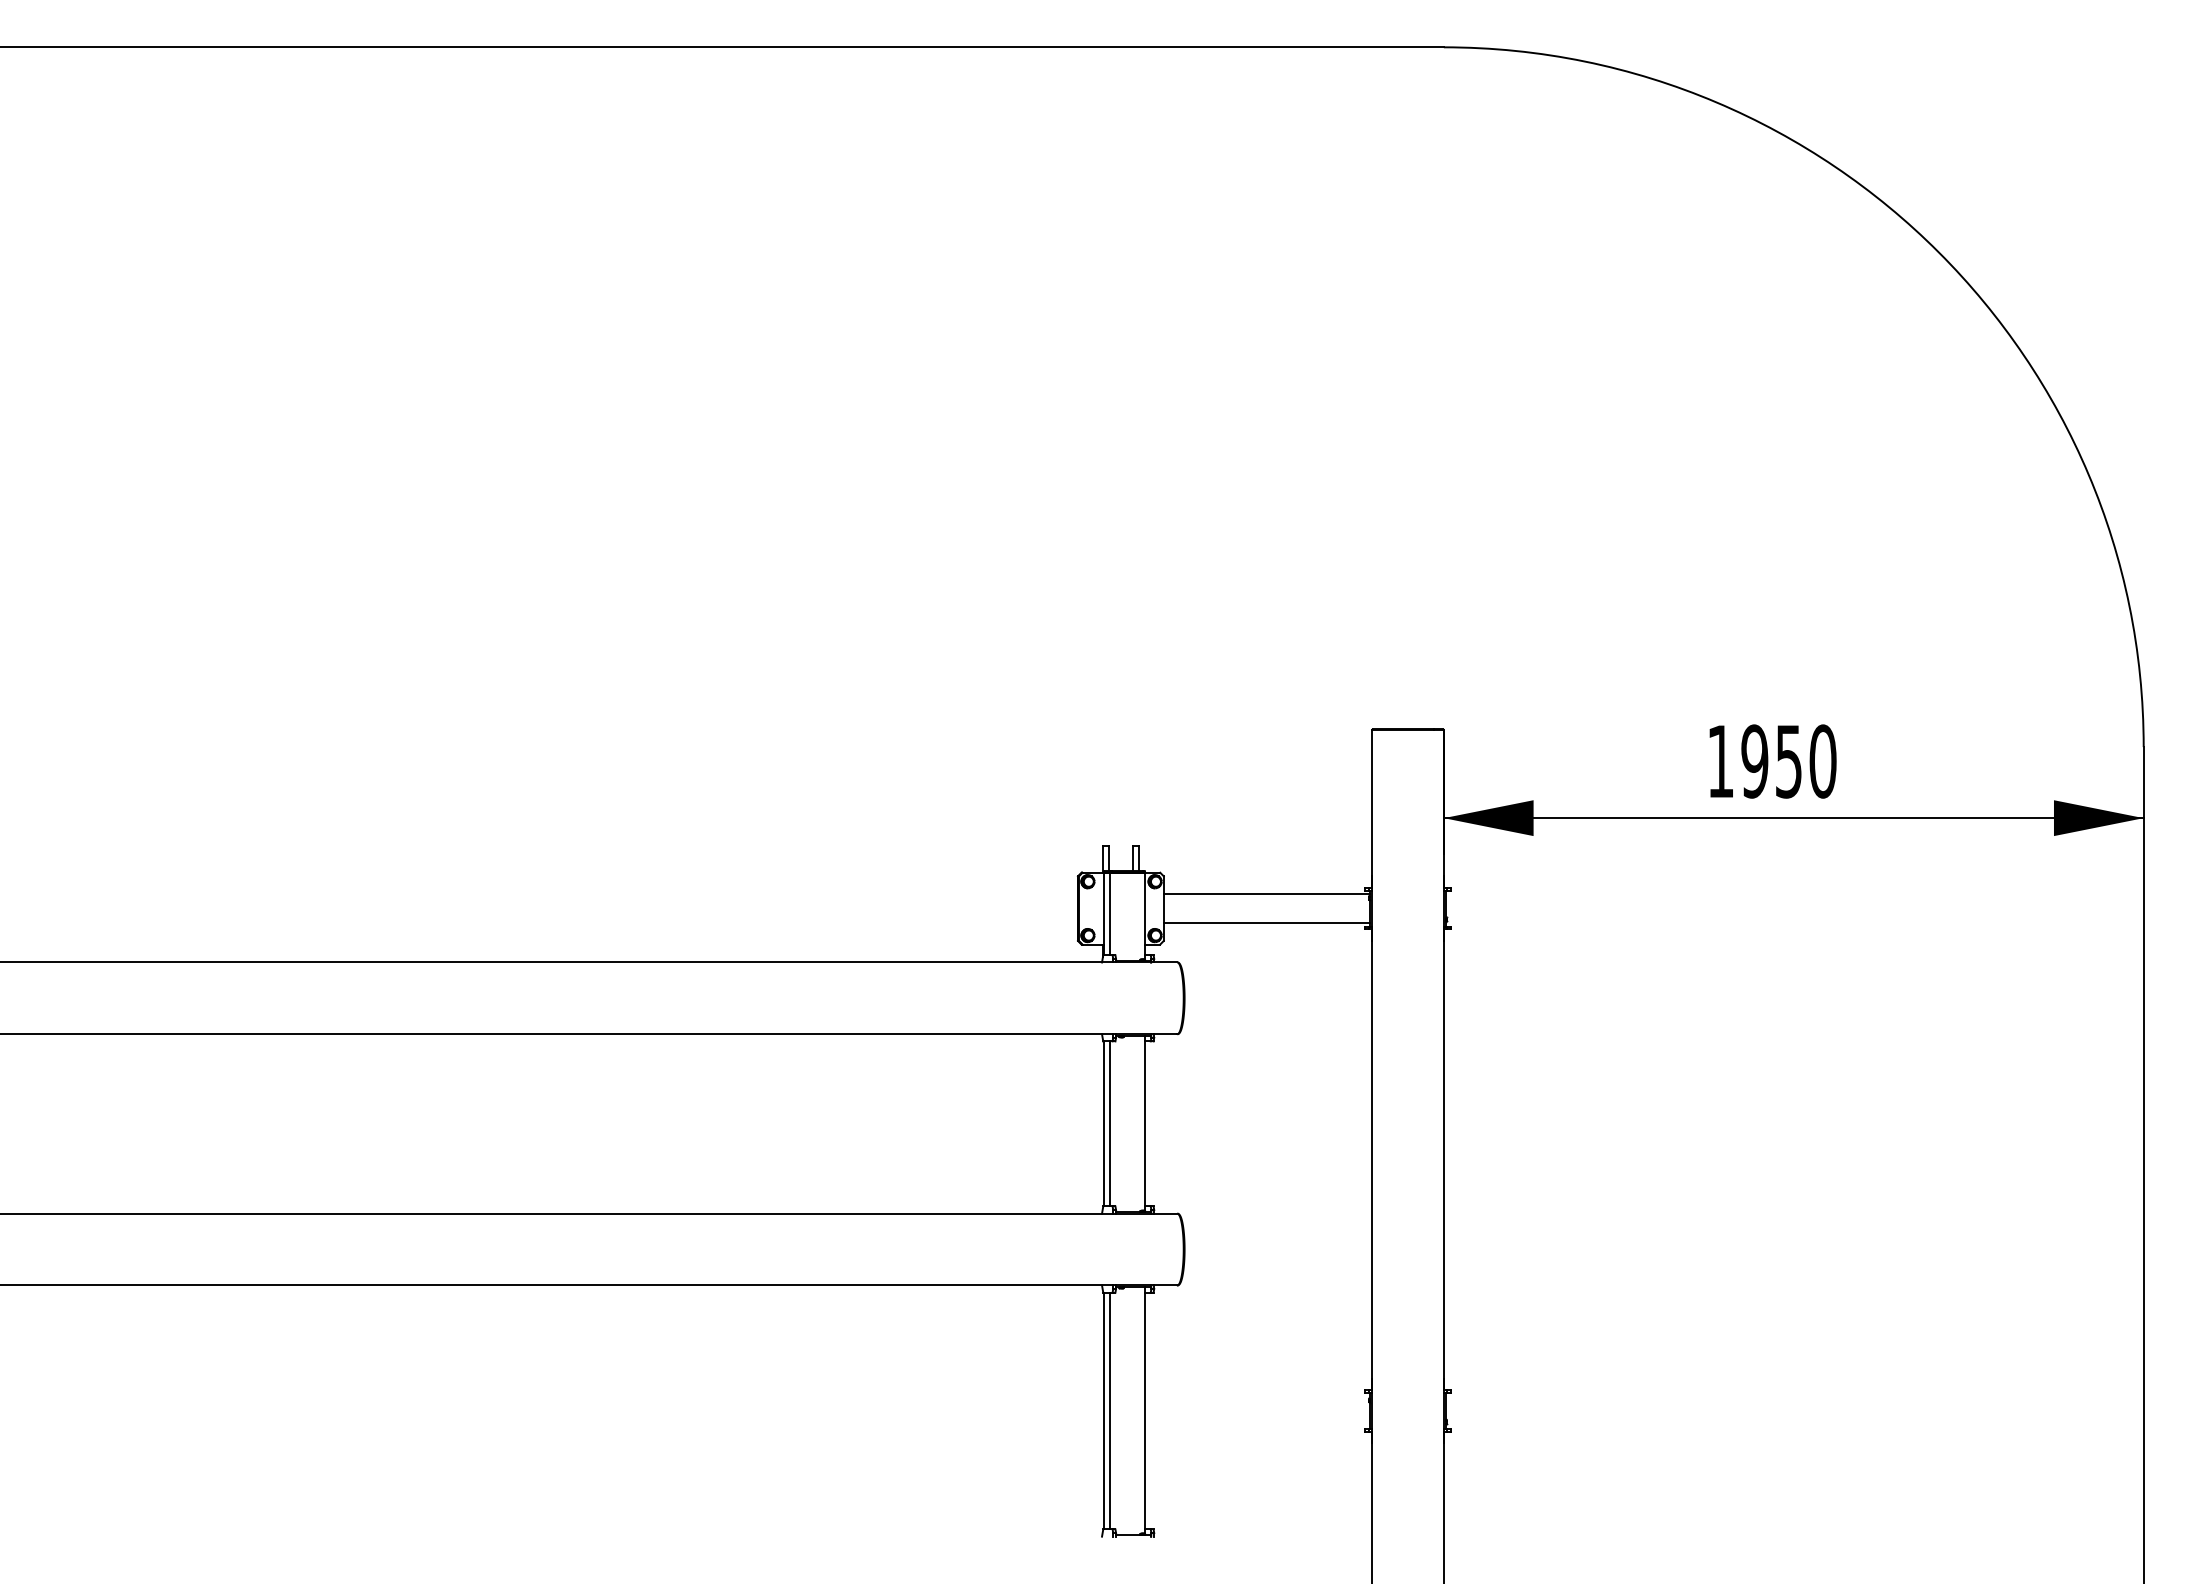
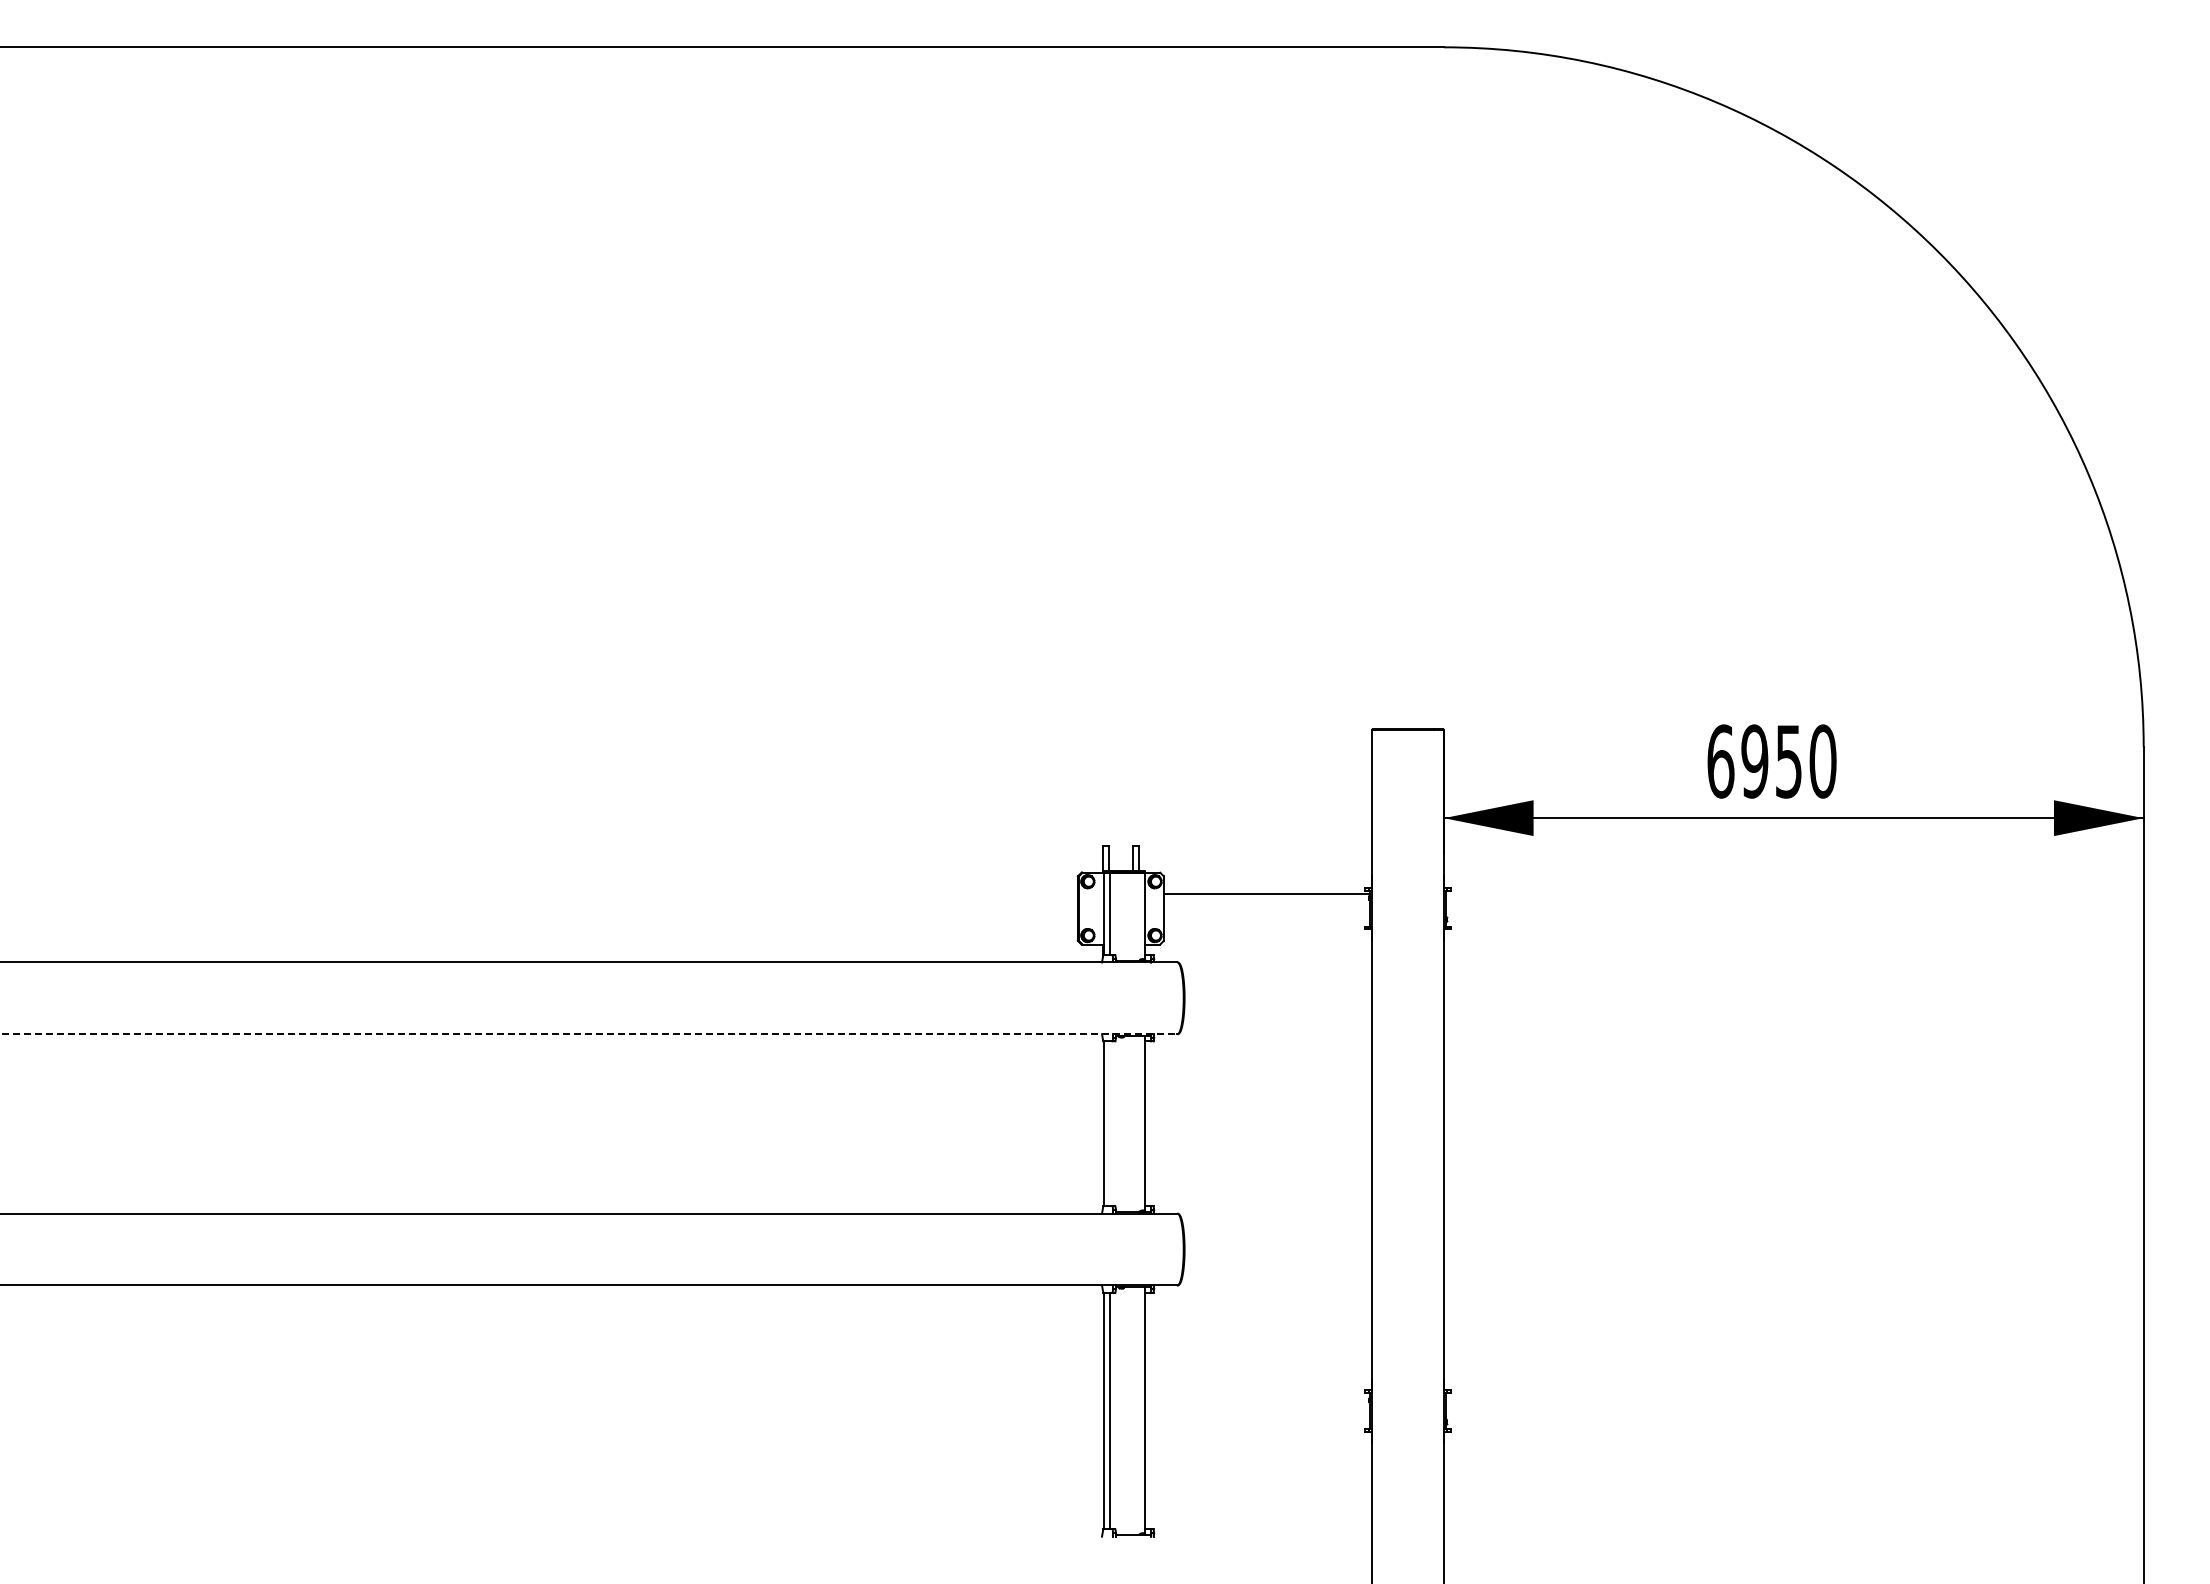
text: 1950 -> 6950 (1720, 761)
line: present -> none (1266, 922)
line: solid -> dashed (589, 1034)
line: present -> none (1109, 1123)
